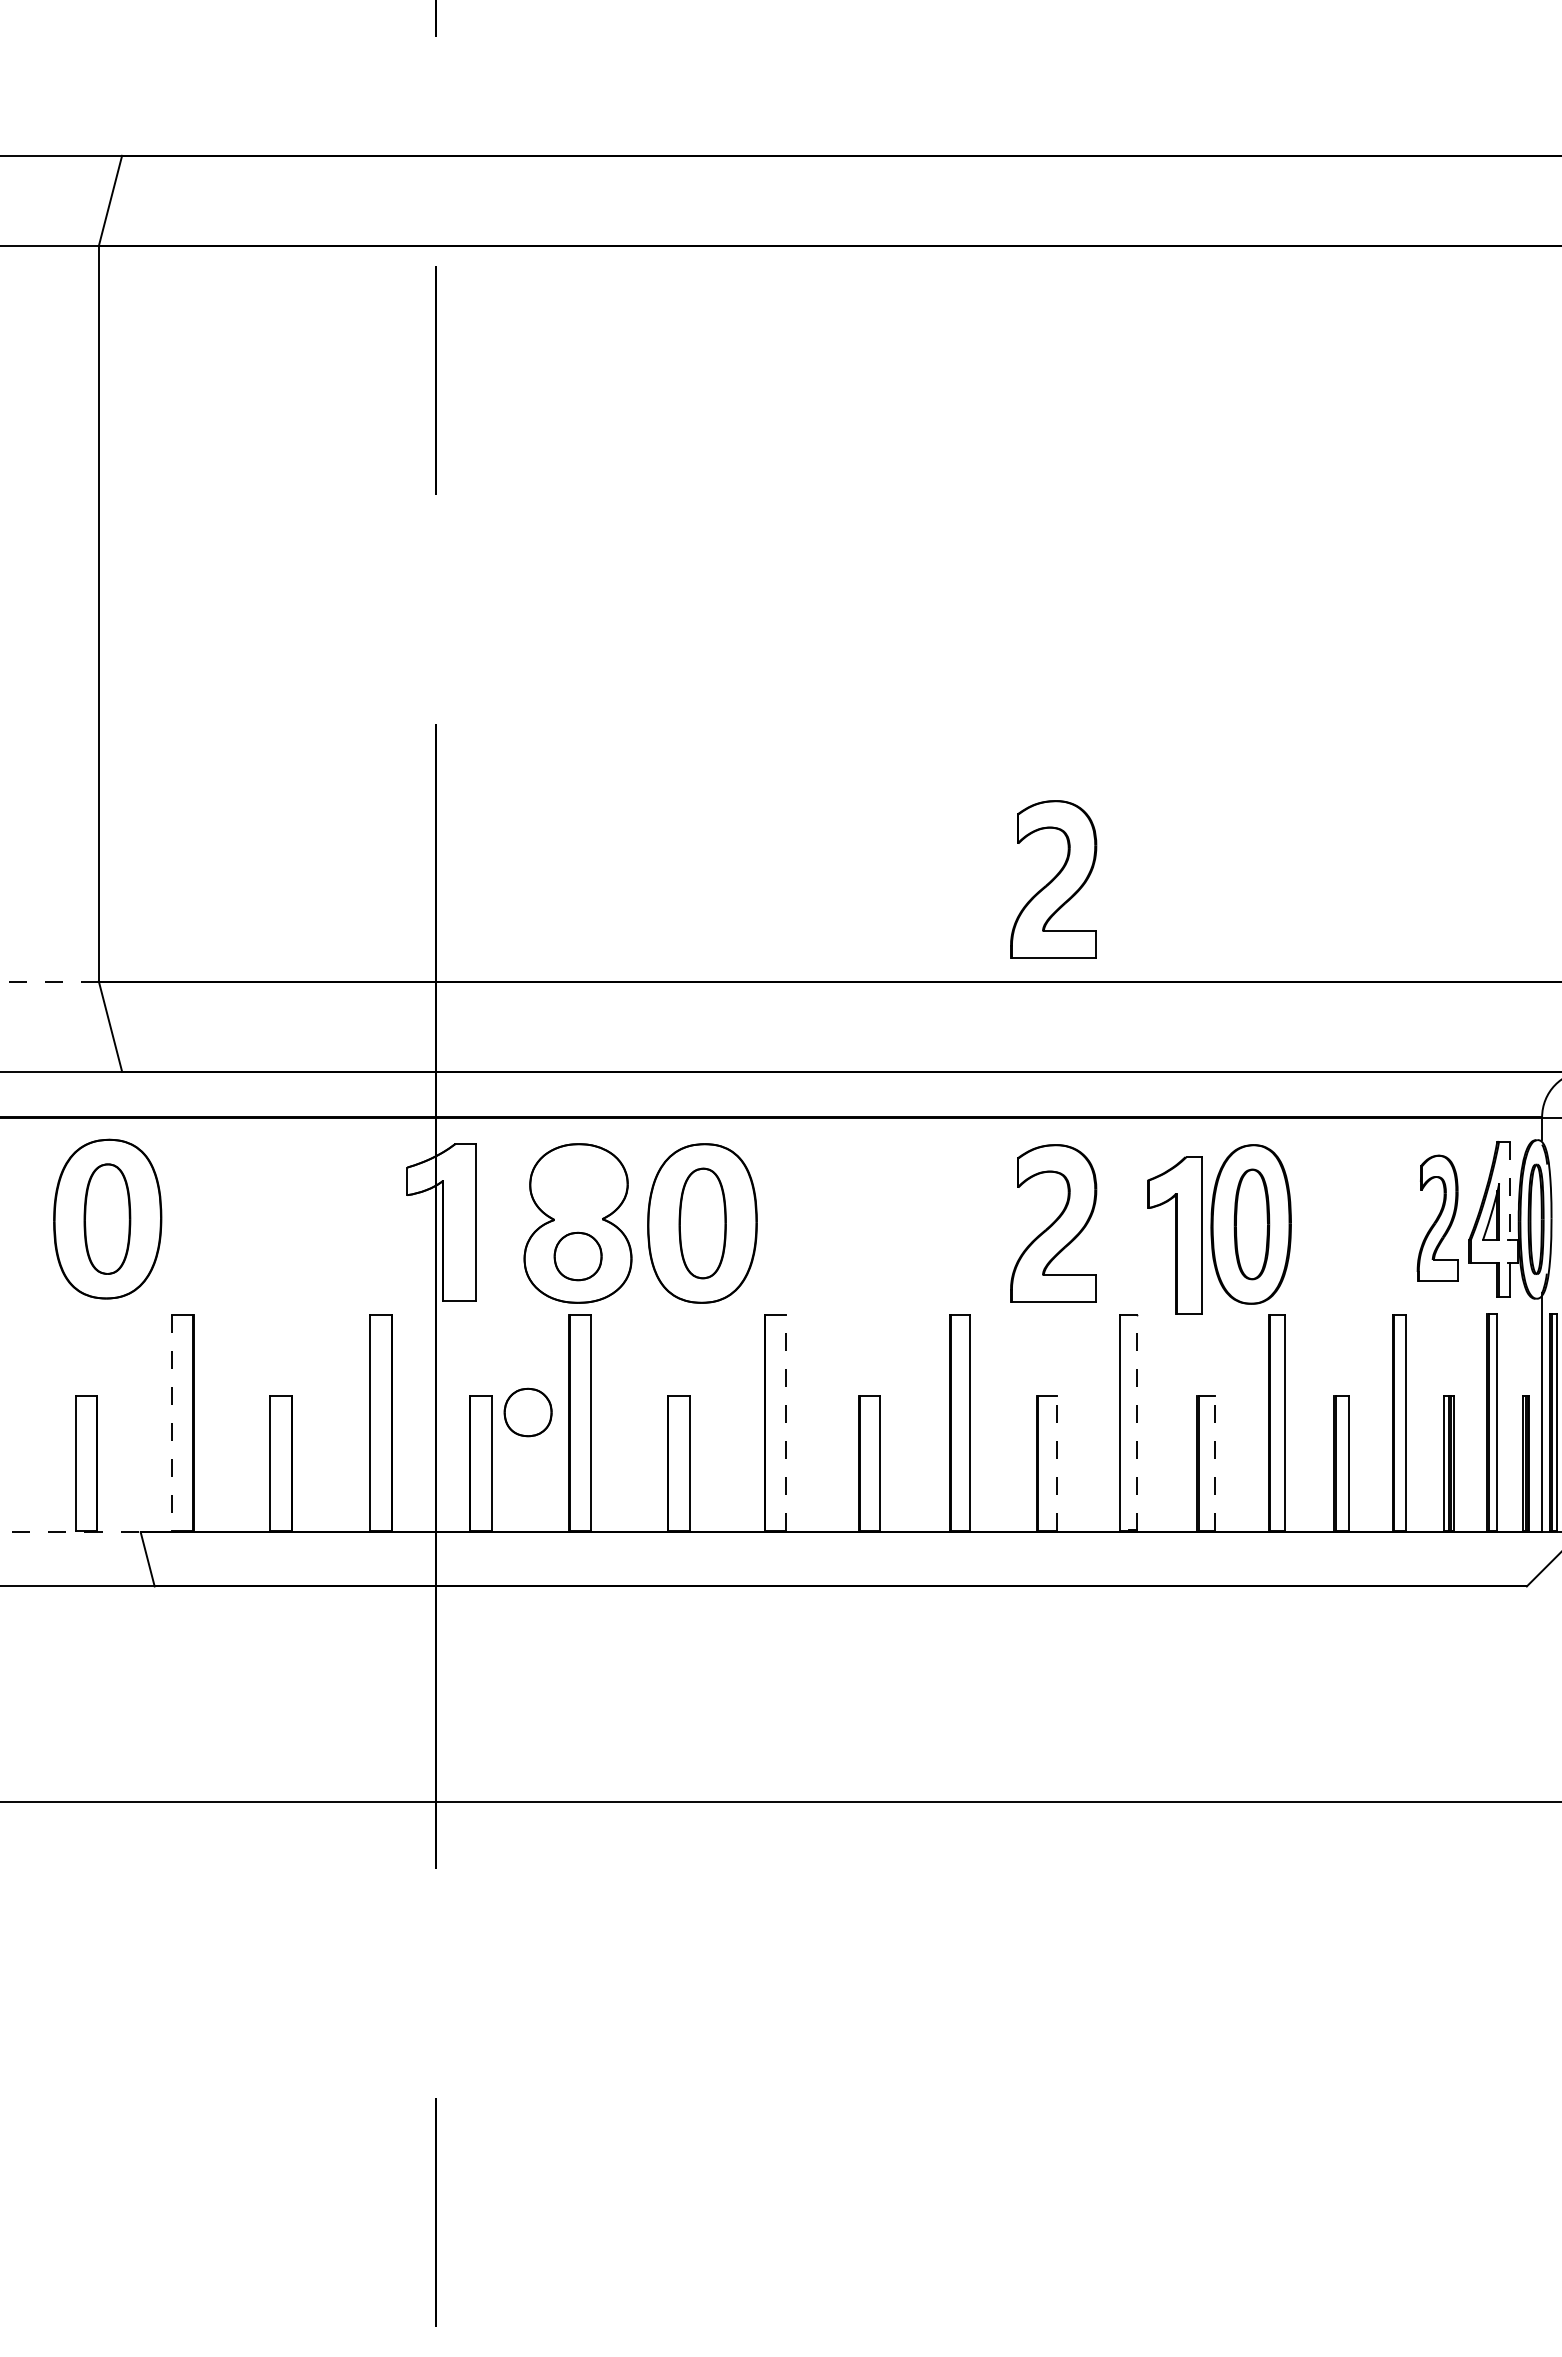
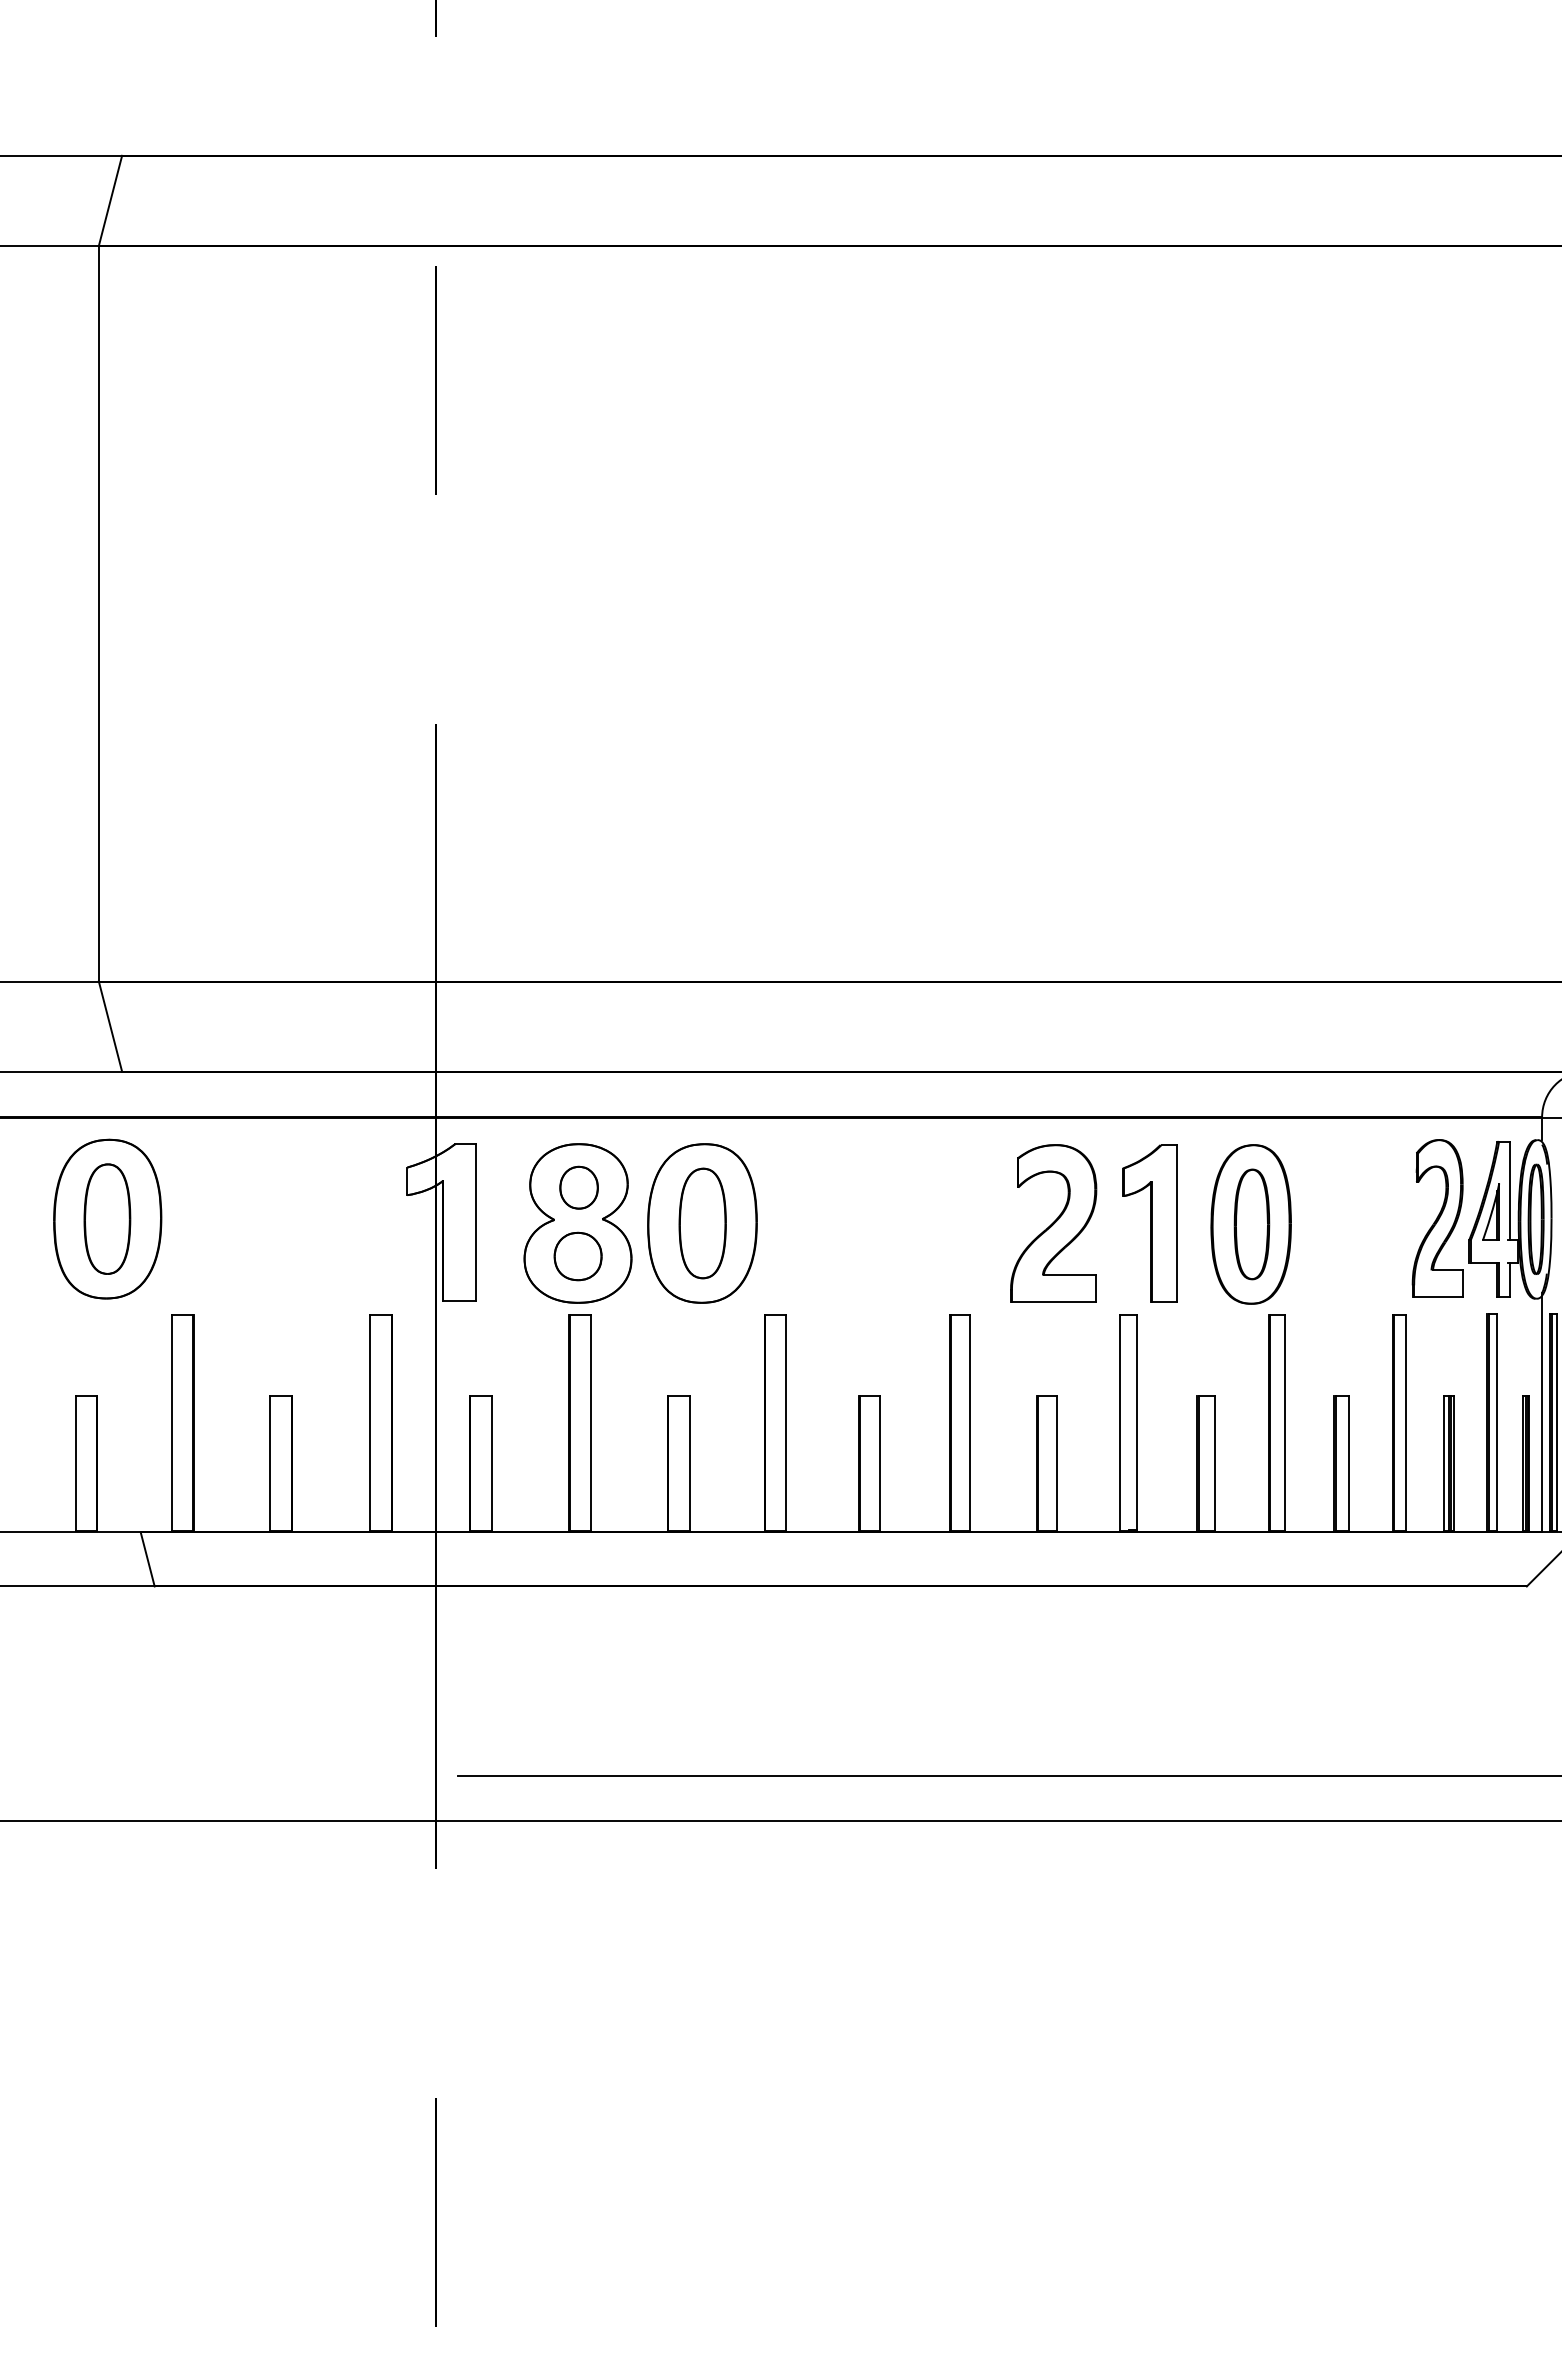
part: present -> none (1053, 879)
line: dashed -> solid (49, 981)
part: none -> present (578, 1187)
line: dashed -> solid (1510, 1191)
part size: 43x128 px -> 53x159 px (1437, 1218)
part position: (1174, 1235) -> (1149, 1223) (1149, 1223)
part: present -> none (527, 1412)
line: dashed -> solid (786, 1422)
line: dashed -> solid (1137, 1422)
line: dashed -> solid (172, 1423)
line: dashed -> solid (1056, 1463)
line: dashed -> solid (1214, 1463)
line: dashed -> solid (70, 1532)
line: none -> present (1007, 1775)
line position: (780, 1801) -> (780, 1820) (780, 1820)
